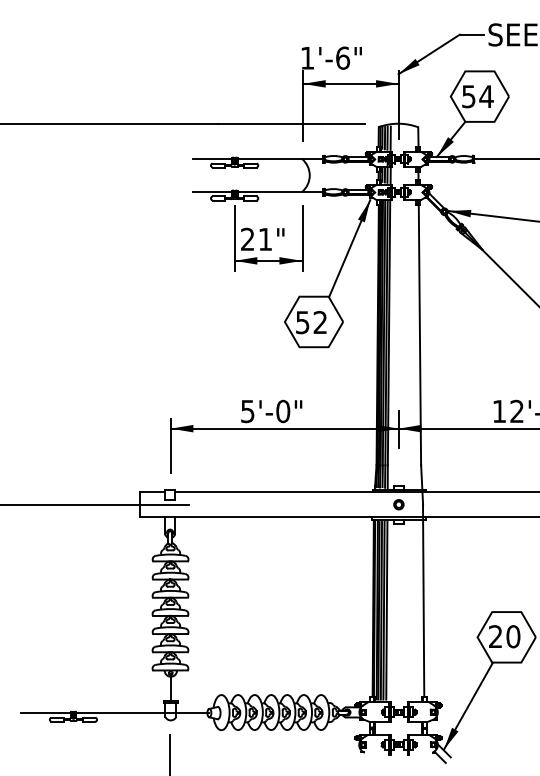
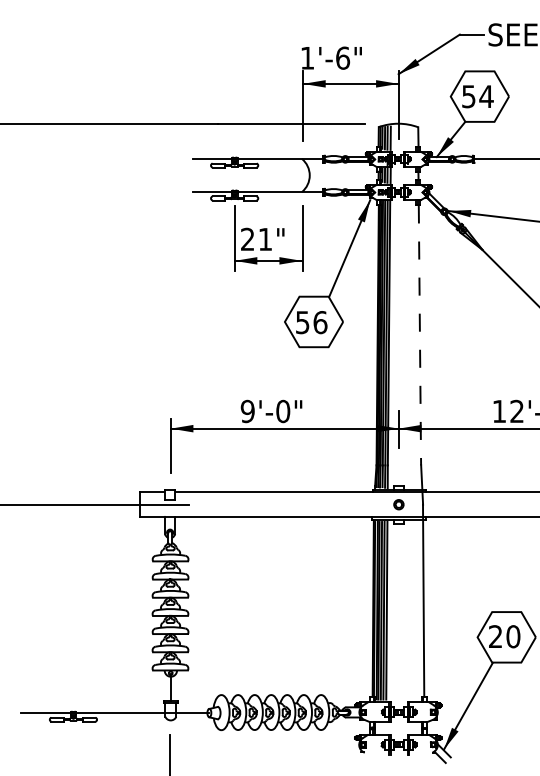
text: 52 -> 56 (320, 322)
line: solid -> dashed (419, 335)
text: 5'-0" -> 9'-0" (247, 410)
